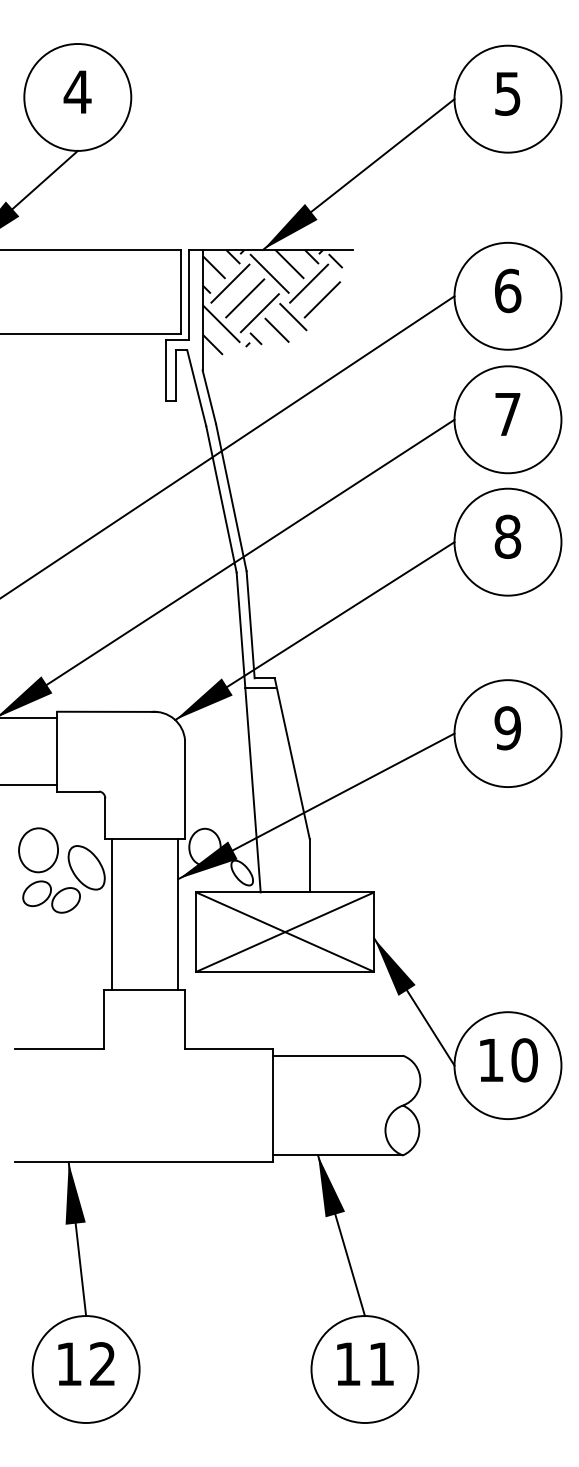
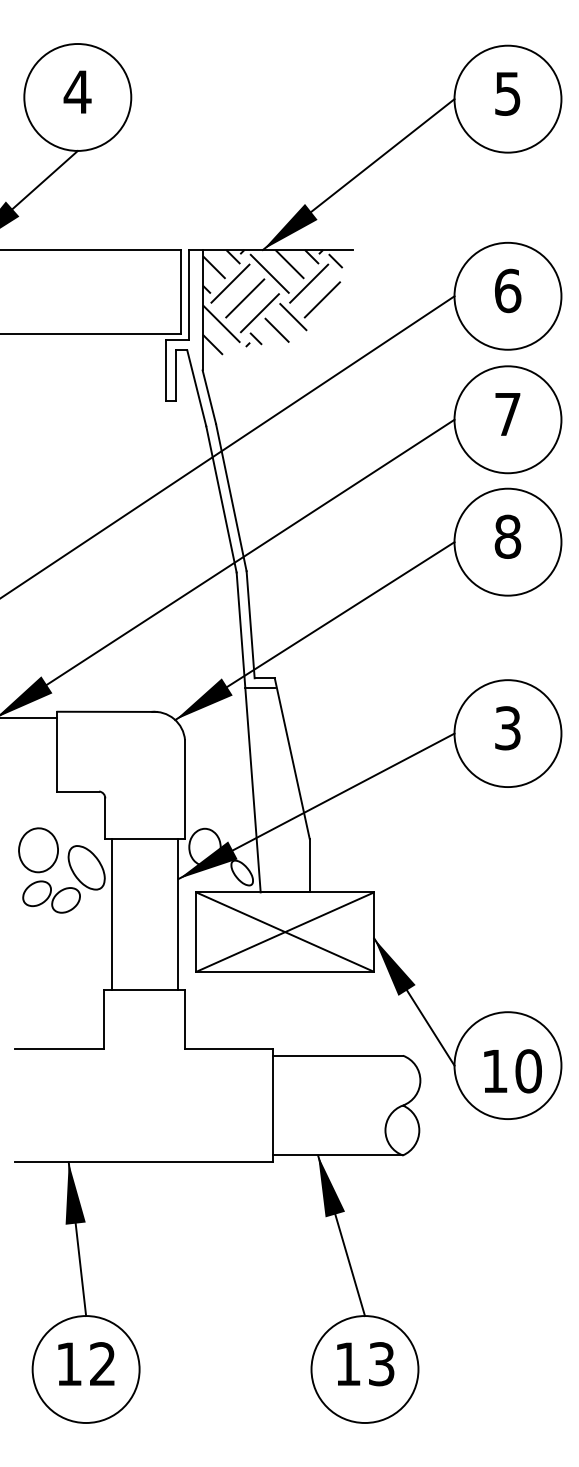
text: 9 -> 3 (507, 728)
line: present -> none (29, 784)
text position: (508, 1060) -> (512, 1071) (512, 1071)
text: 11 -> 13 (381, 1364)
